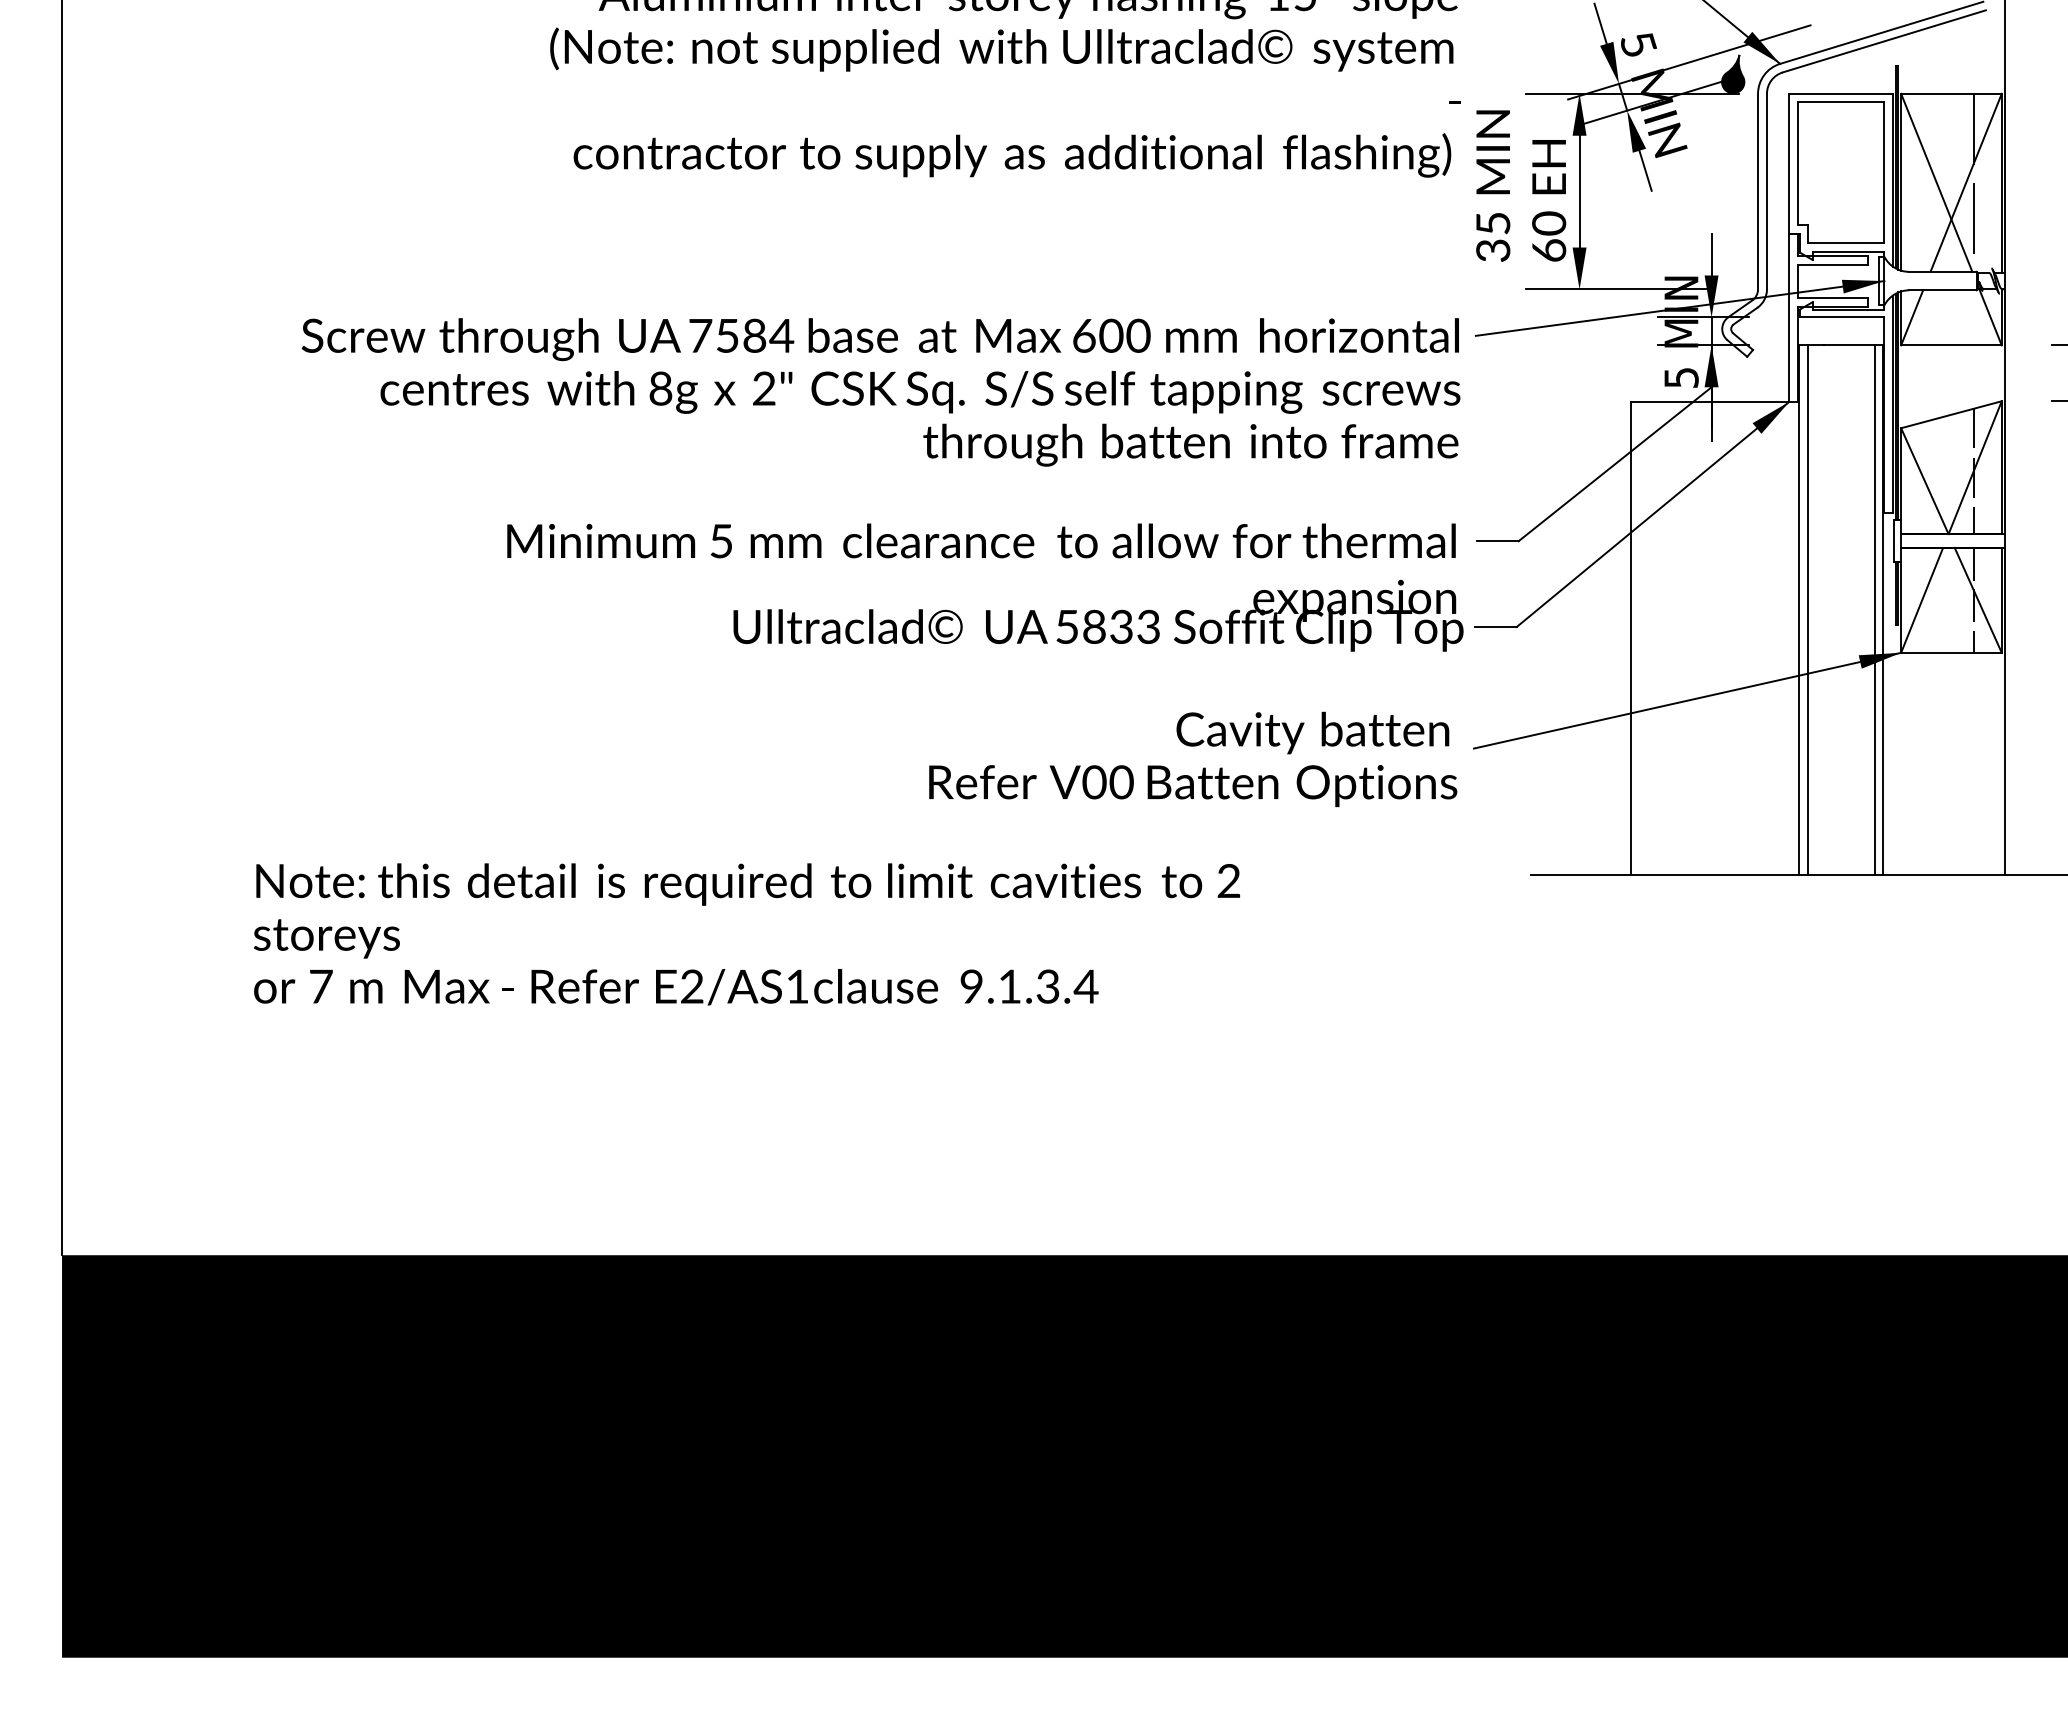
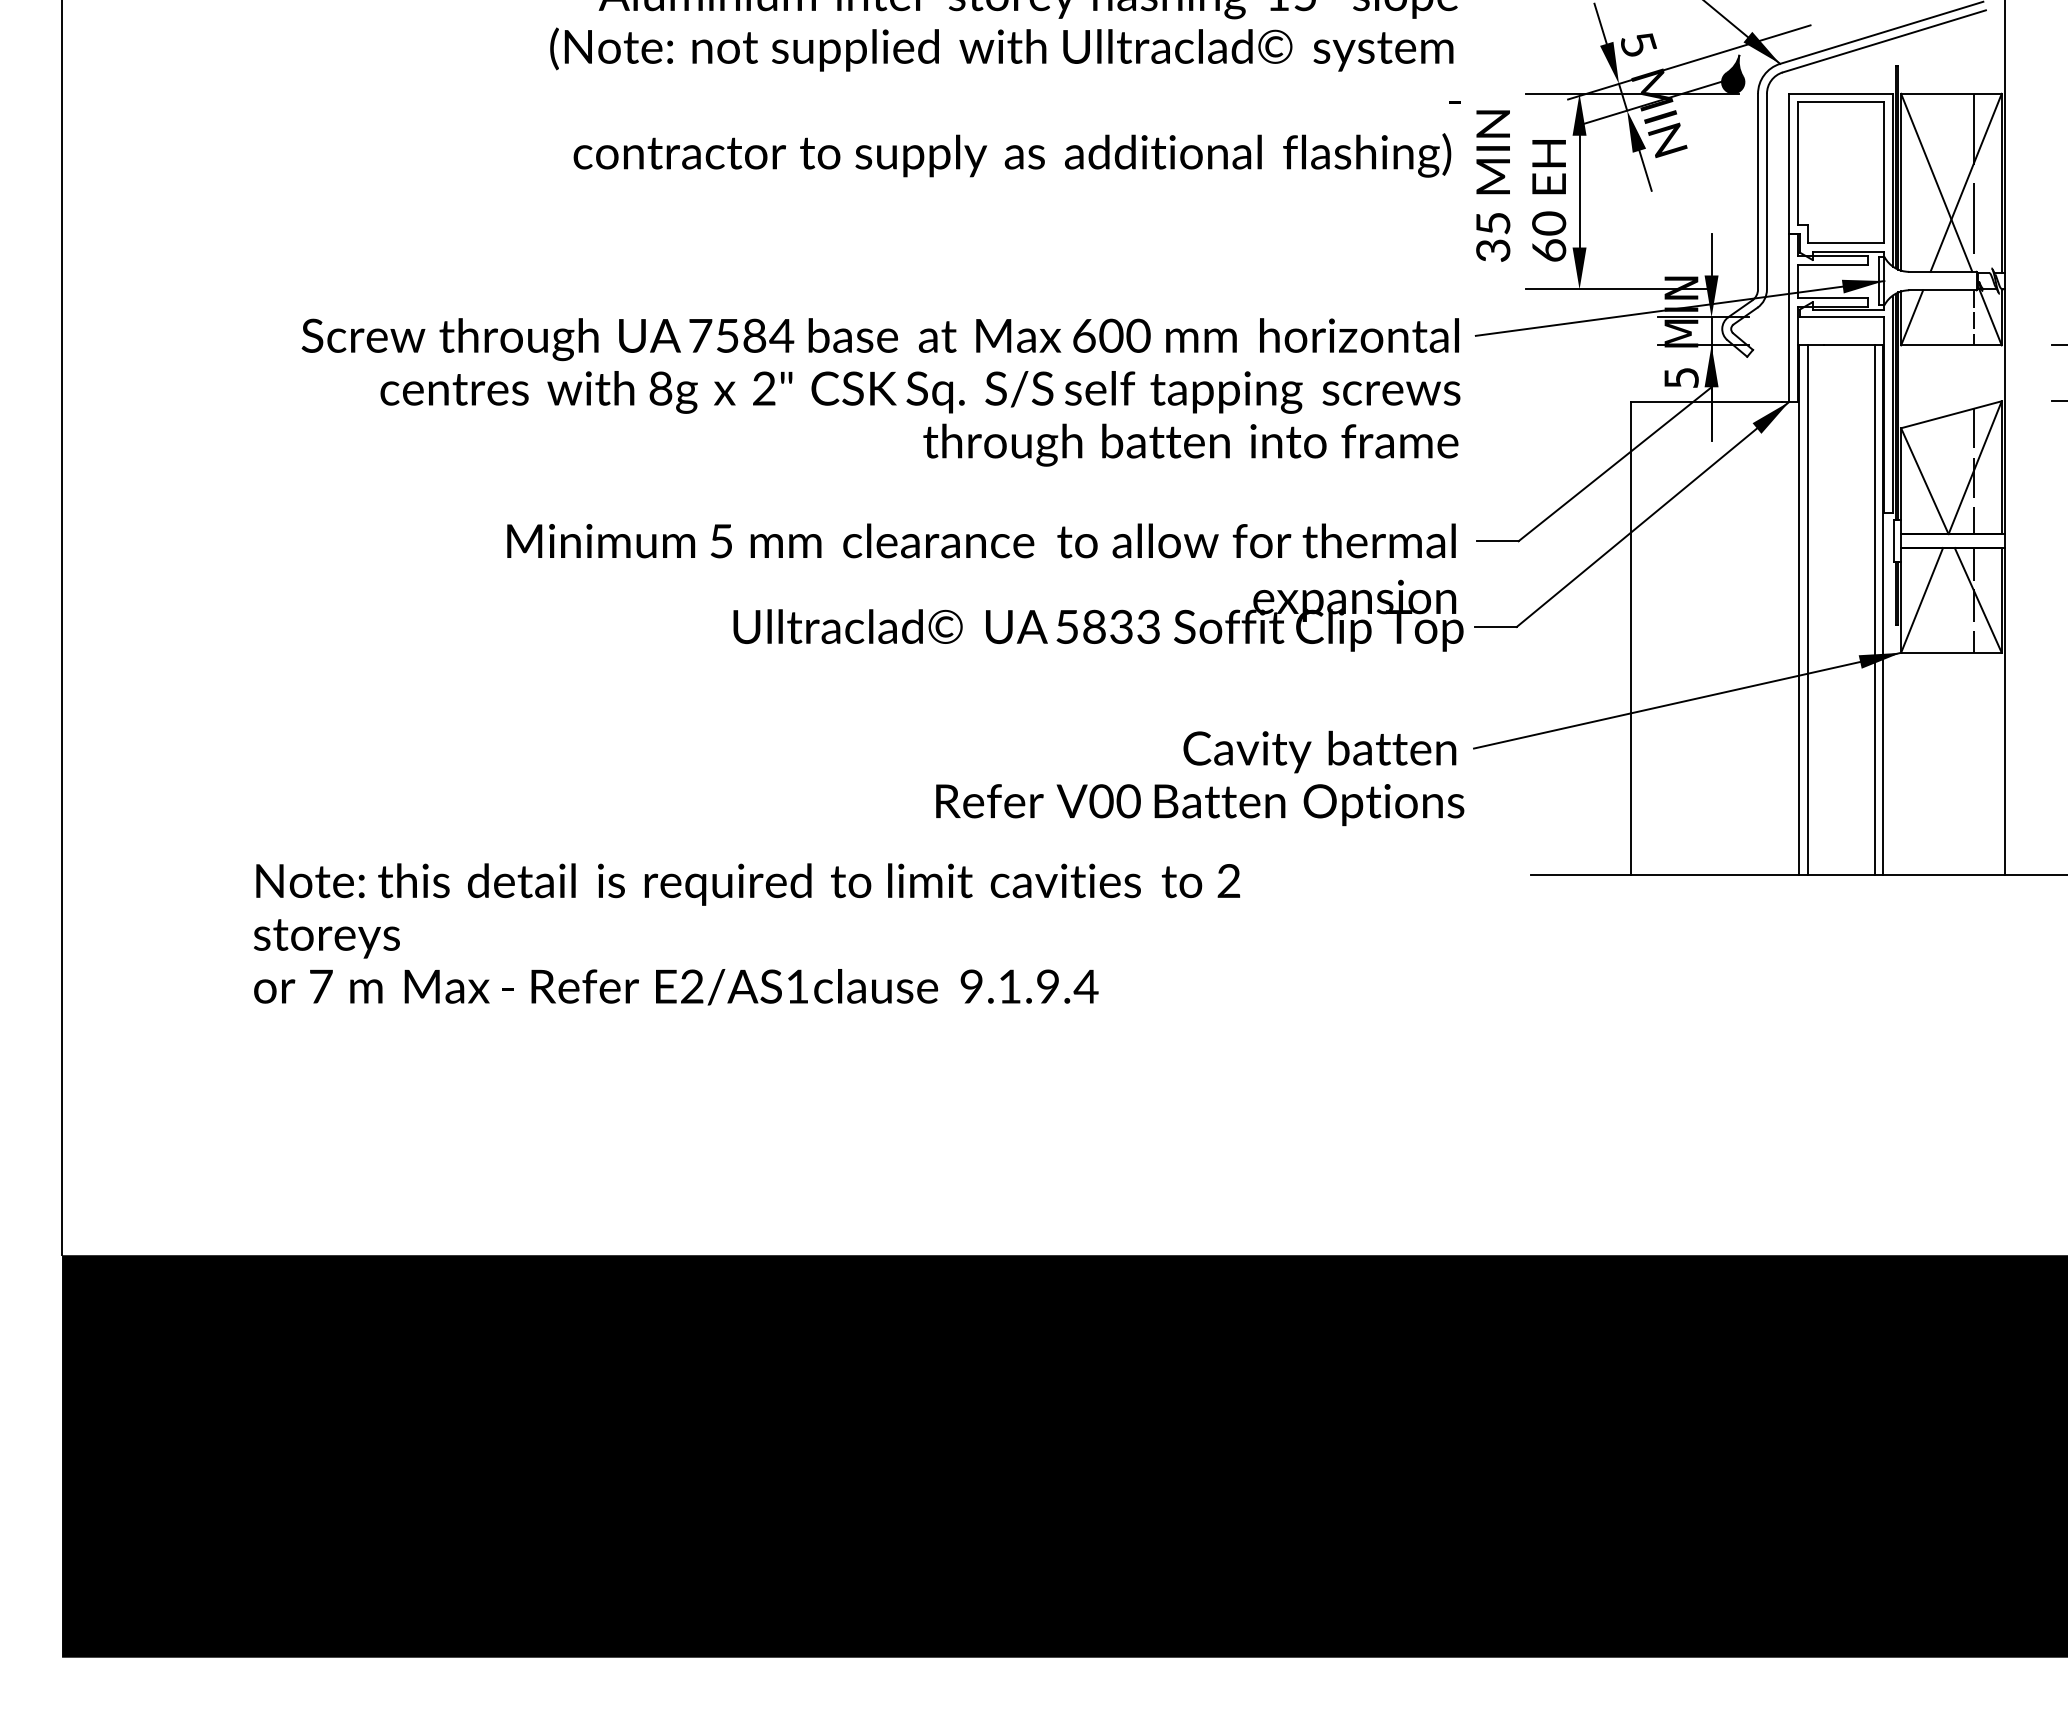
line: none -> present (1973, 317)
text position: (1193, 759) -> (1200, 778) (1200, 778)
text: 9.1.3.4 -> 9.1.9.4 (1047, 986)
